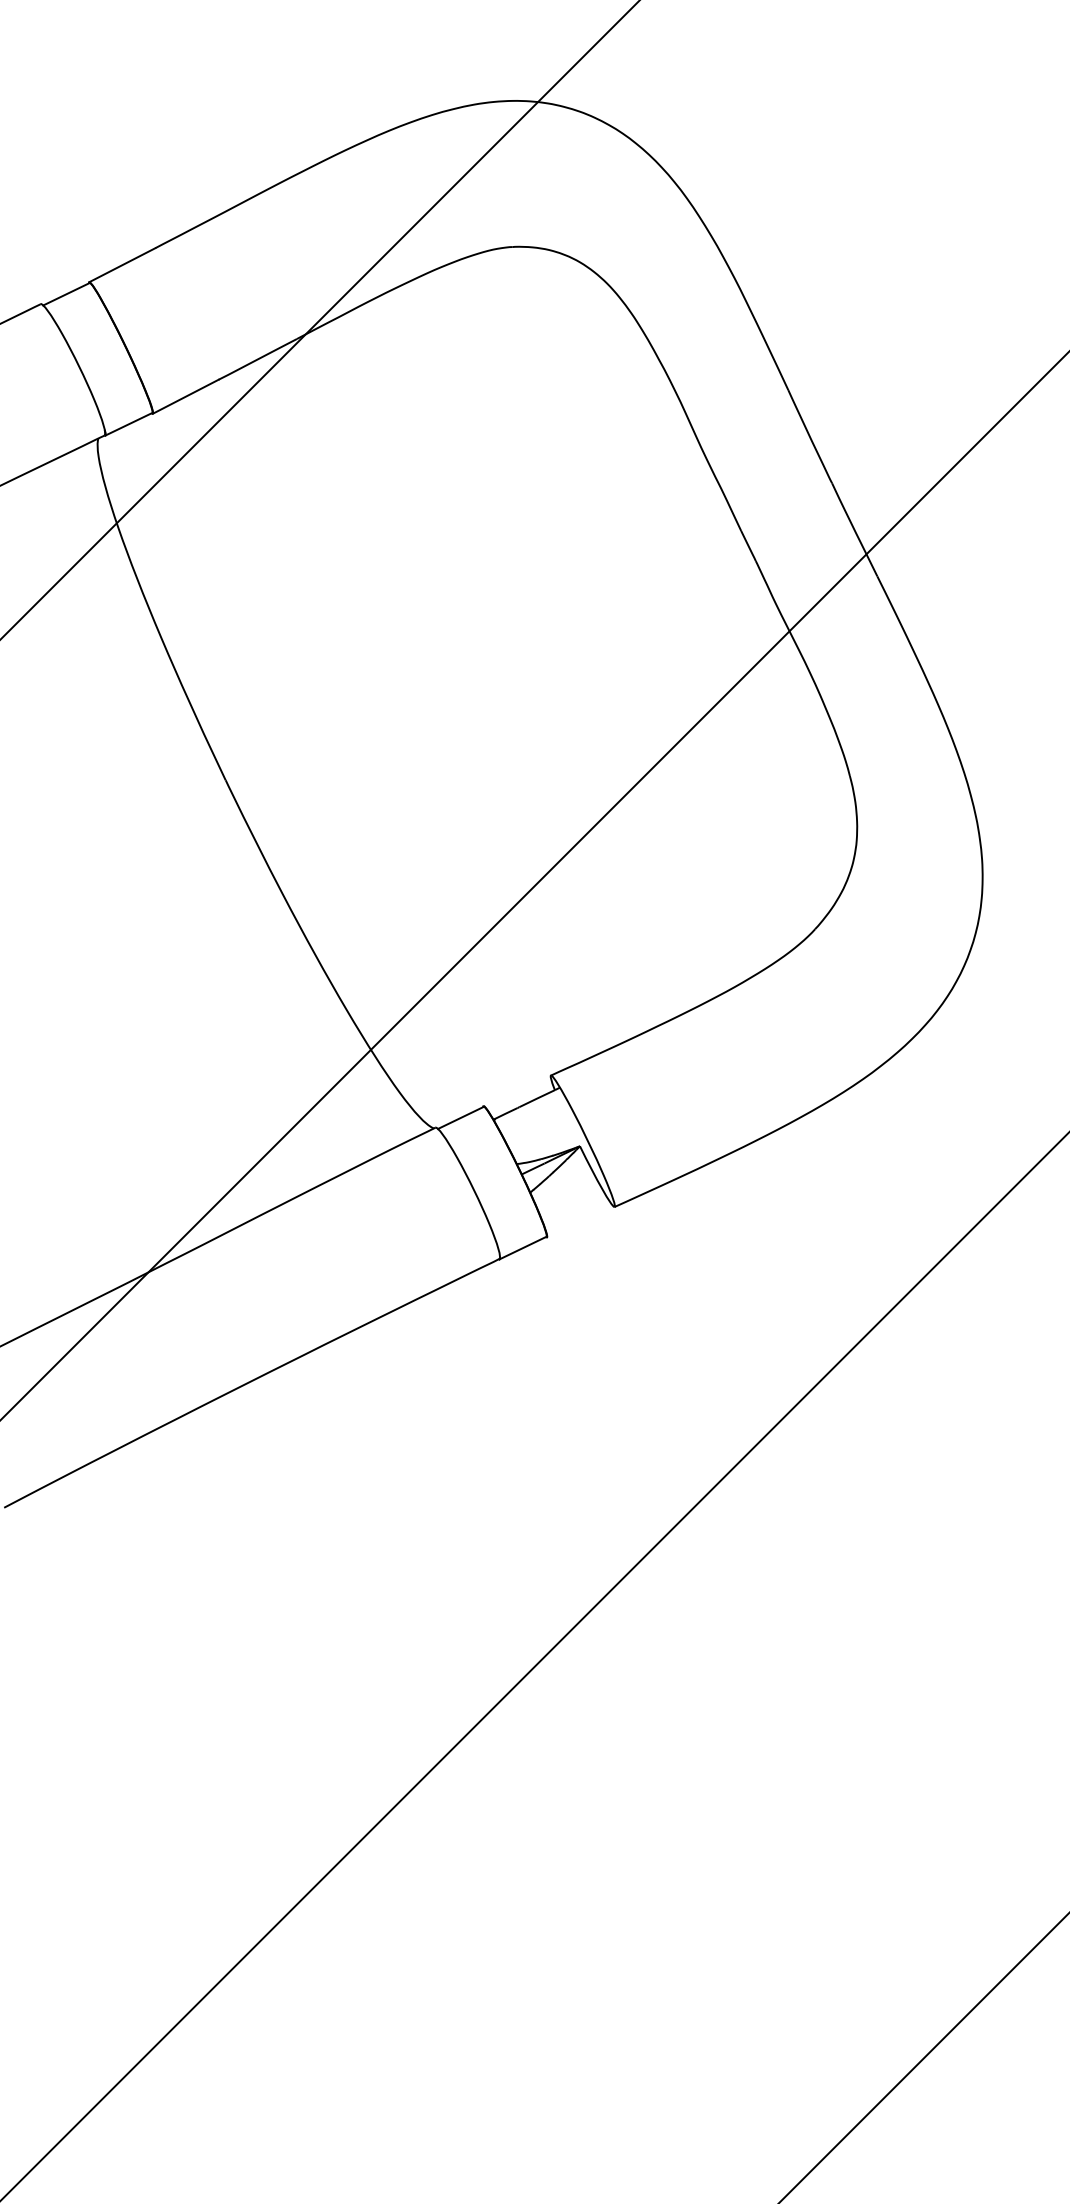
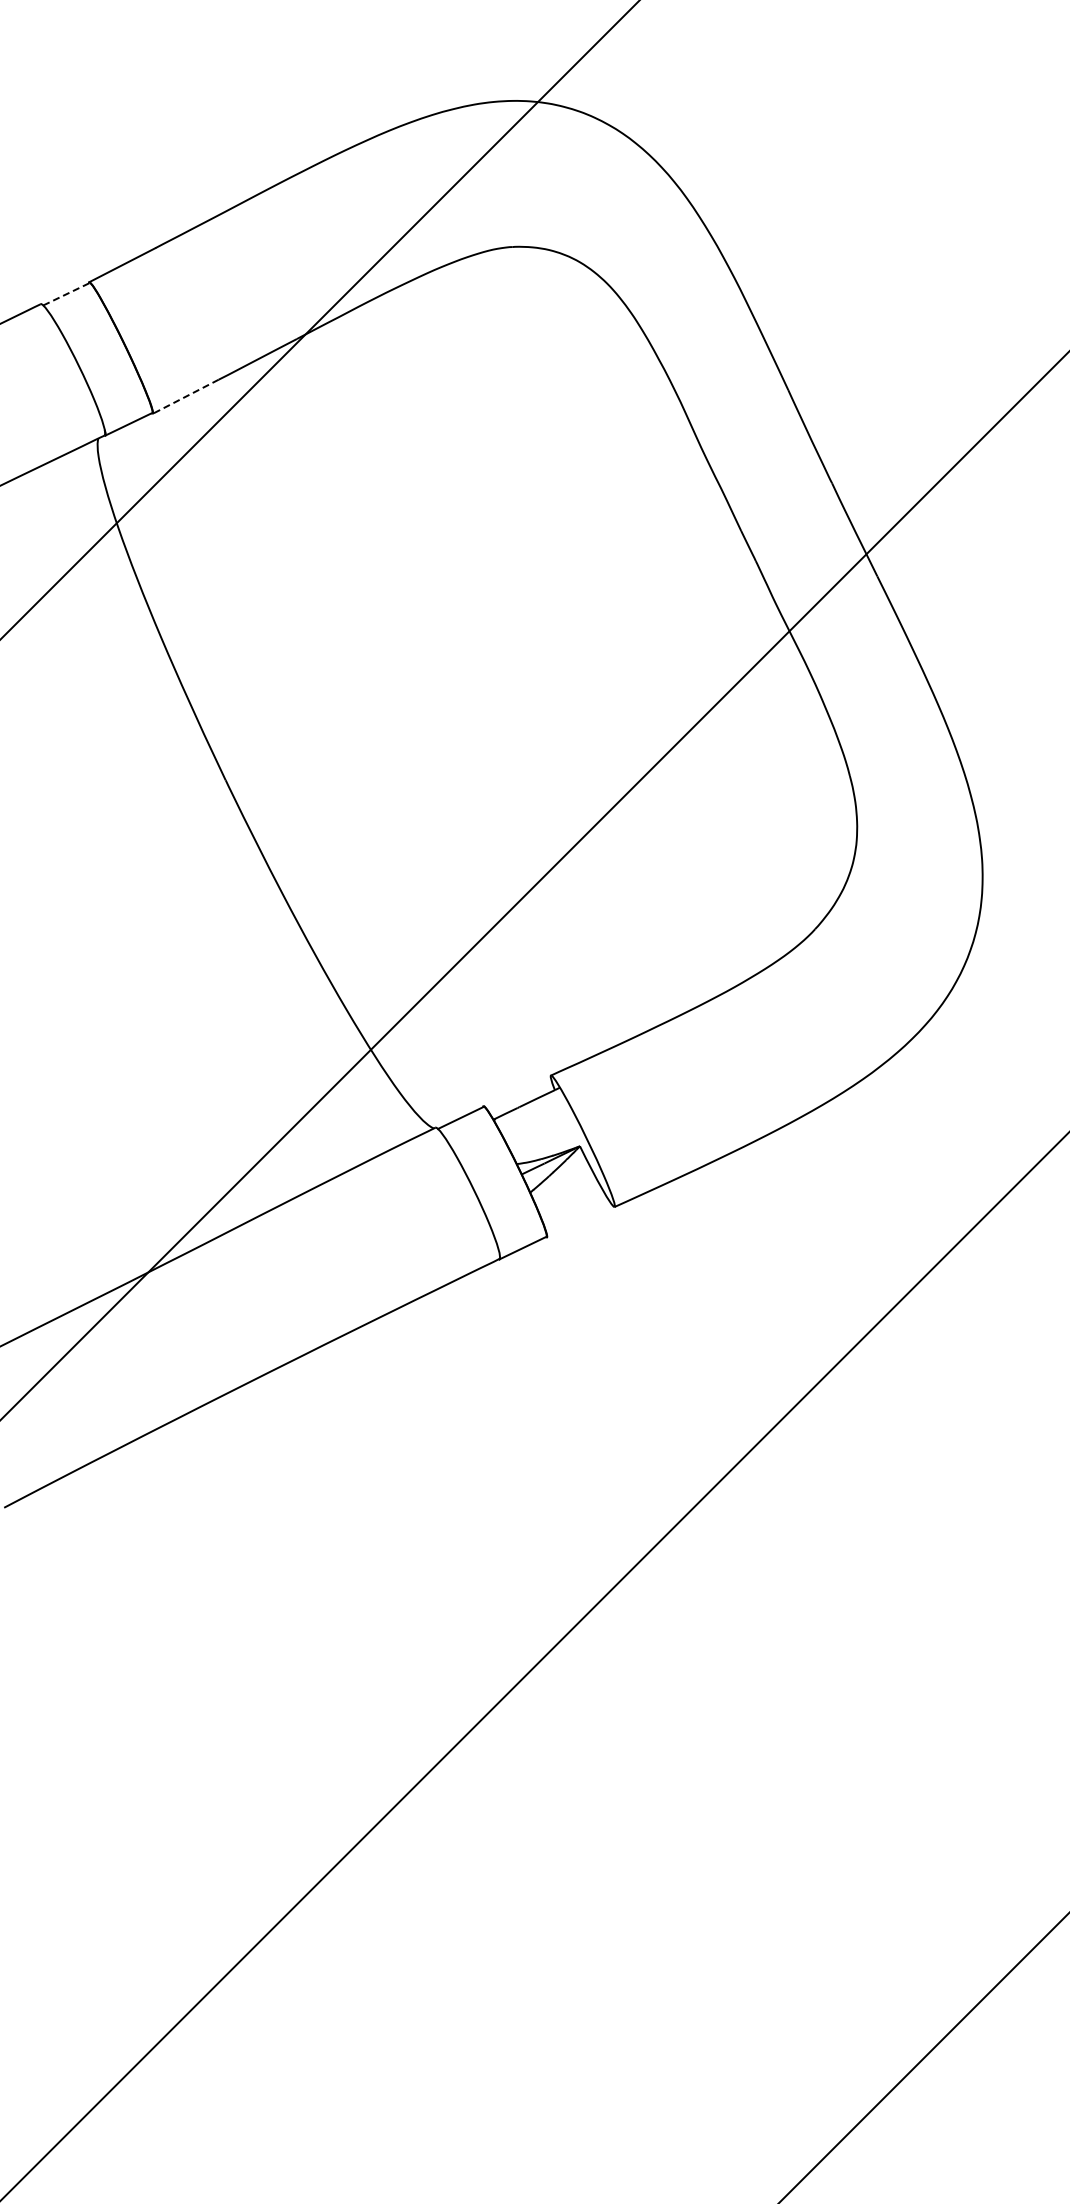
line: solid -> dashed (66, 294)
line: solid -> dashed (185, 396)
